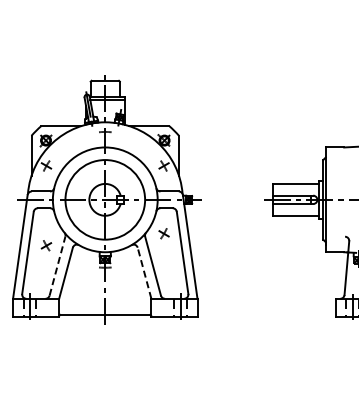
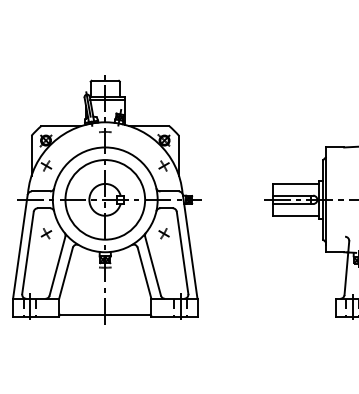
part position: (46, 245) -> (46, 233) (46, 233)
line: dashed -> solid (57, 266)
line: dashed -> solid (144, 272)
